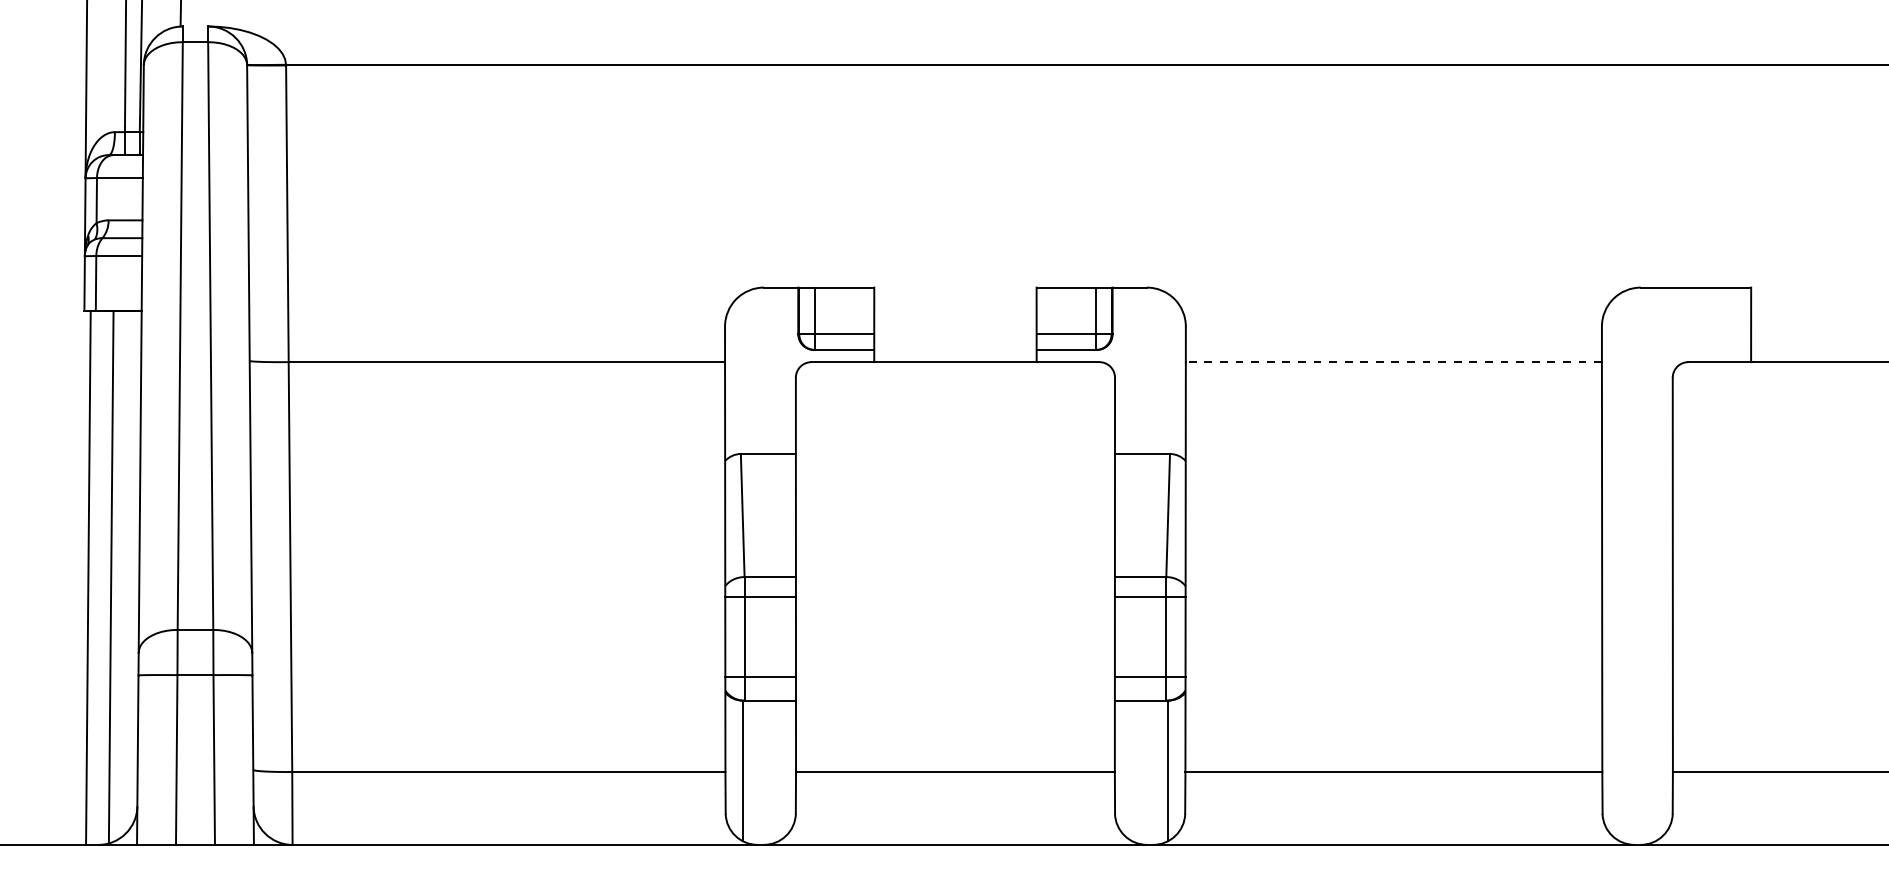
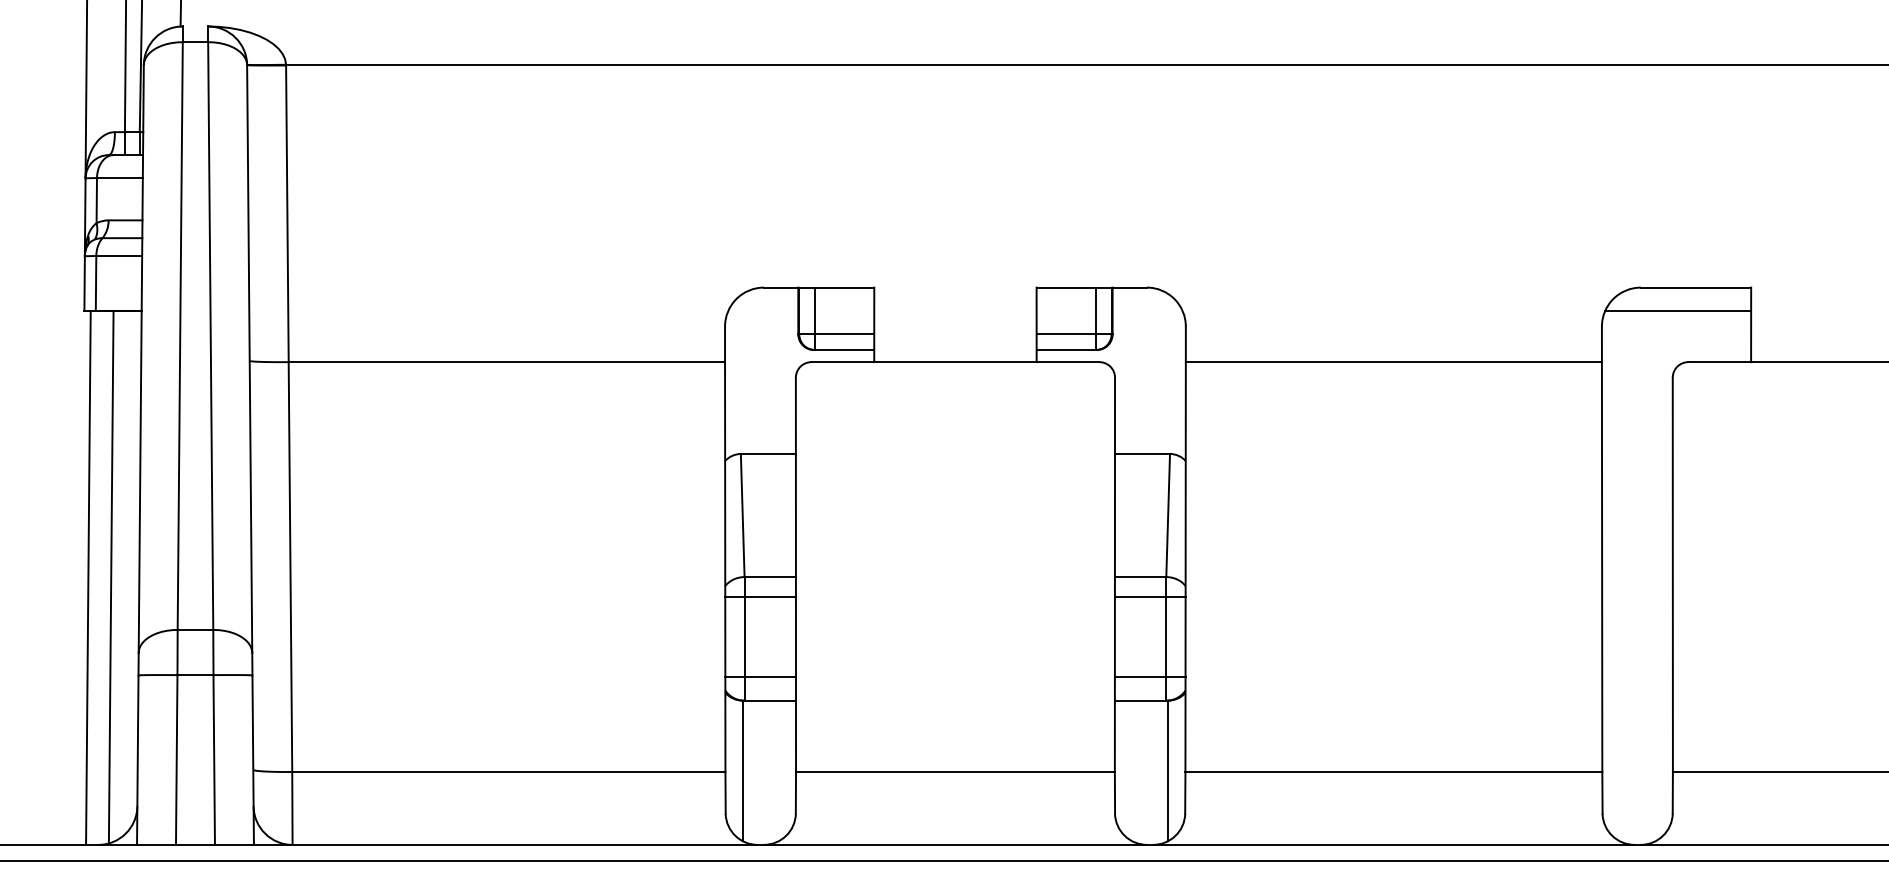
line: none -> present (1678, 310)
line: dashed -> solid (1393, 362)
line: none -> present (943, 860)
